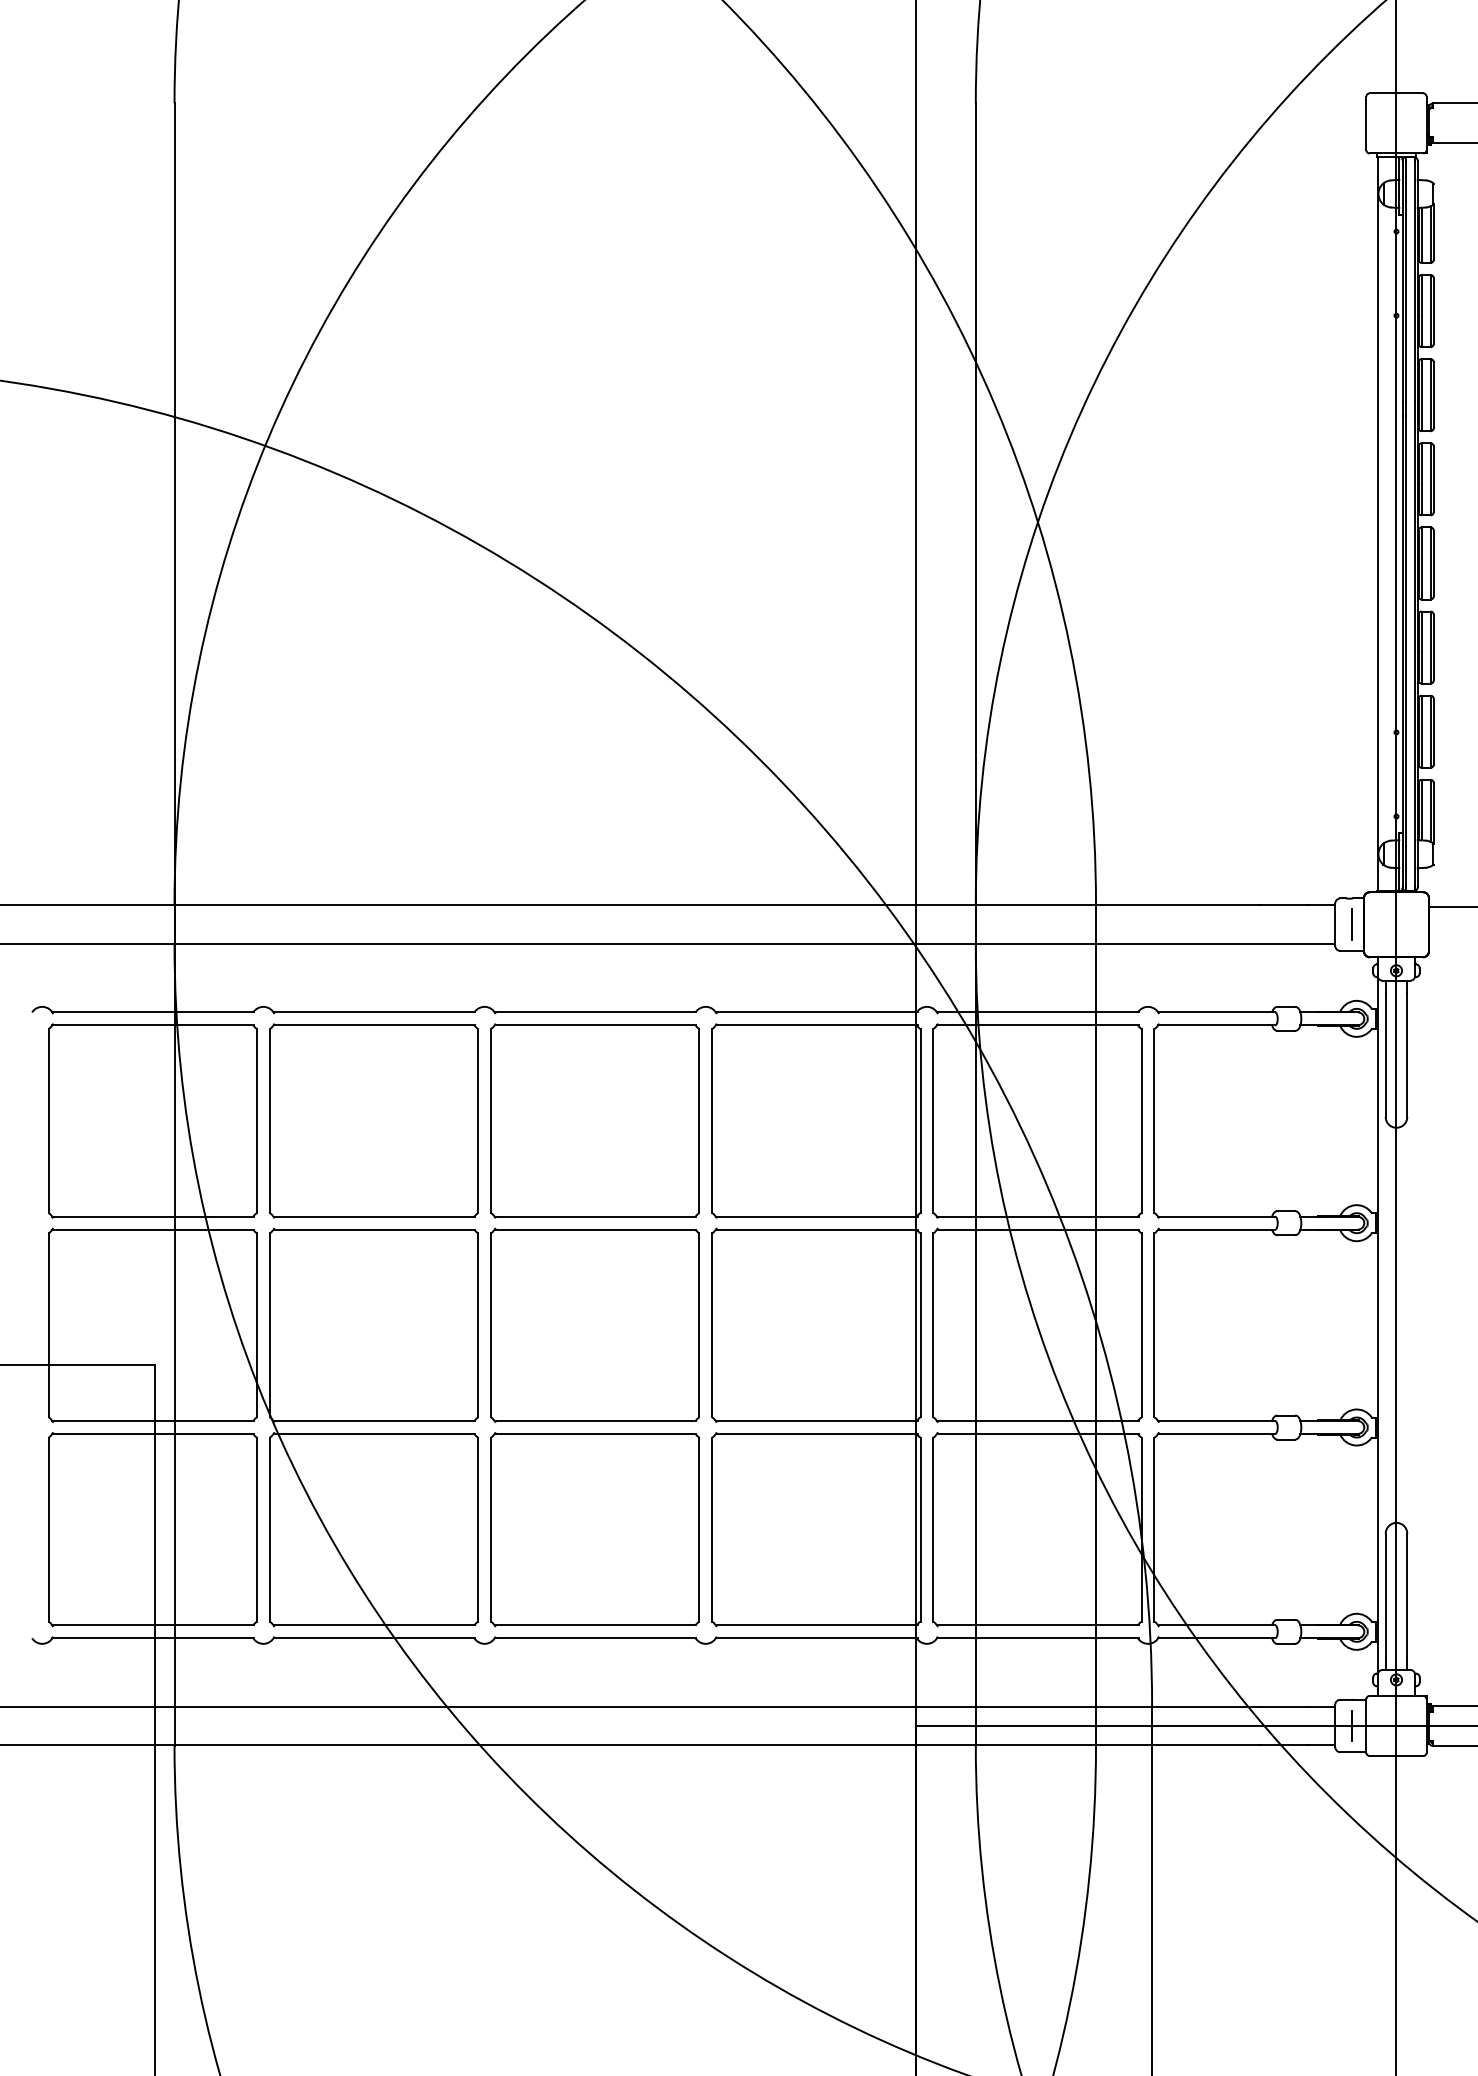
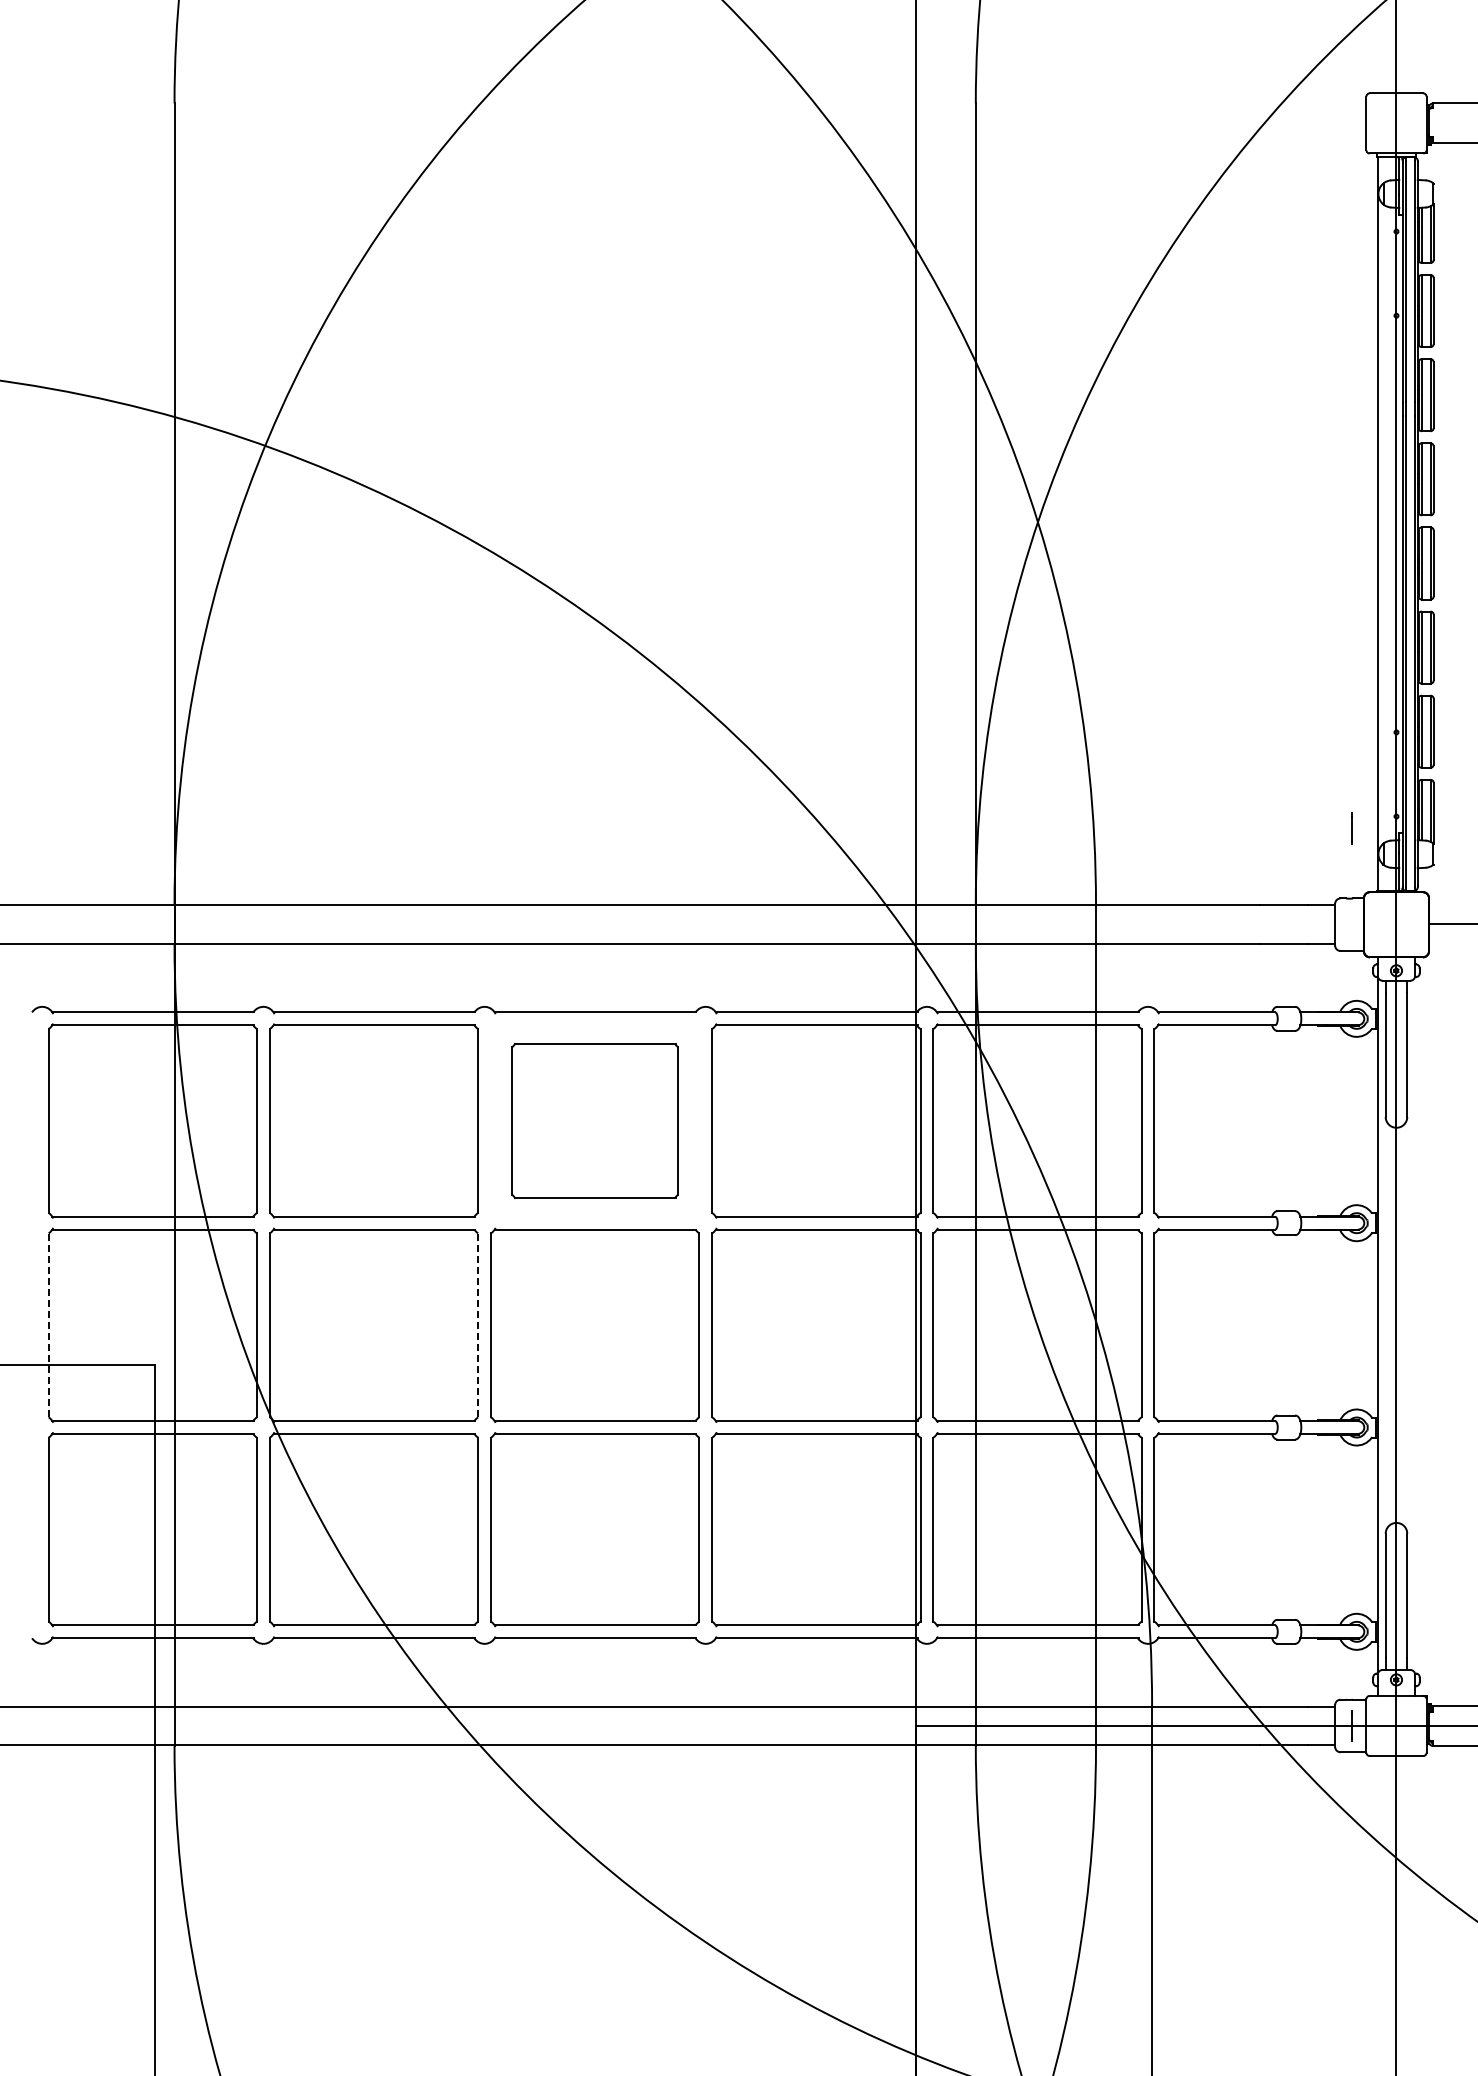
line position: (1451, 906) -> (1451, 923) (1451, 923)
line position: (1351, 924) -> (1351, 828) (1351, 828)
part size: 210x196 px -> 168x158 px (594, 1120)
line: solid -> dashed (48, 1325)
line: solid -> dashed (478, 1325)
